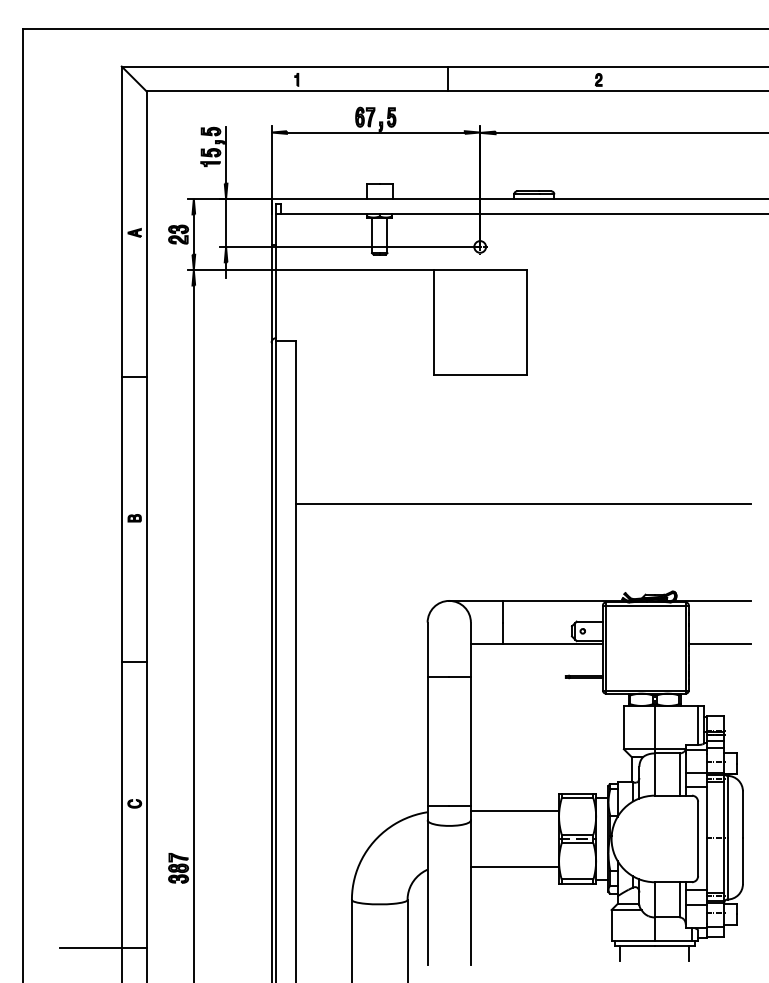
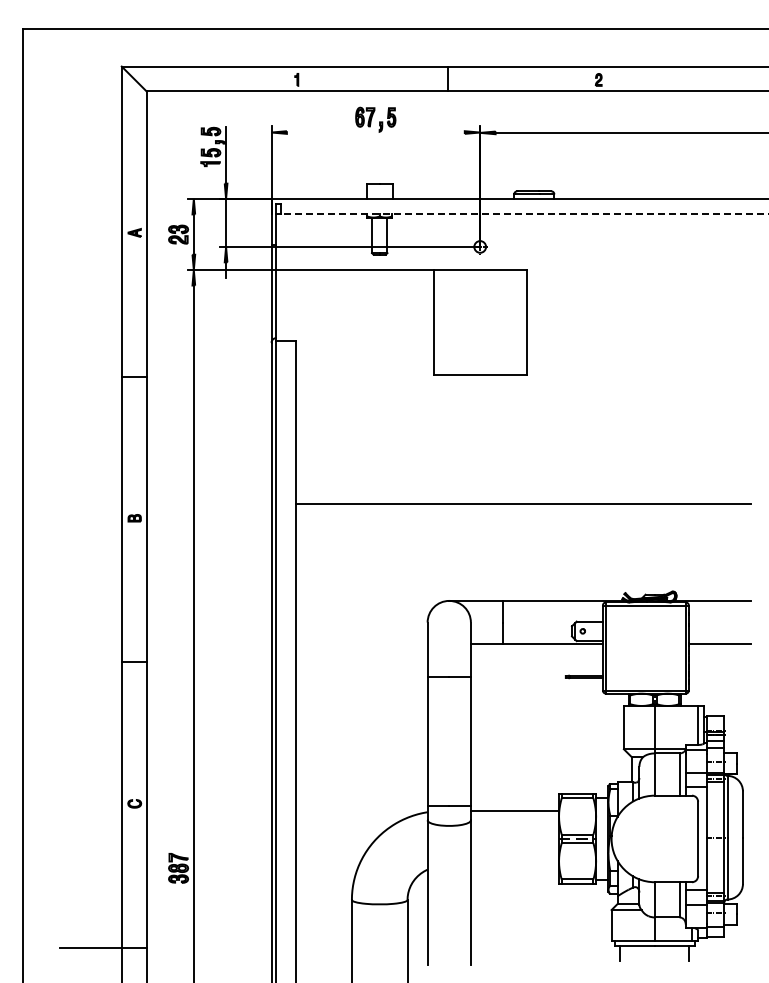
line: present -> none (375, 132)
line: solid -> dashed (524, 214)
line: present -> none (514, 866)
